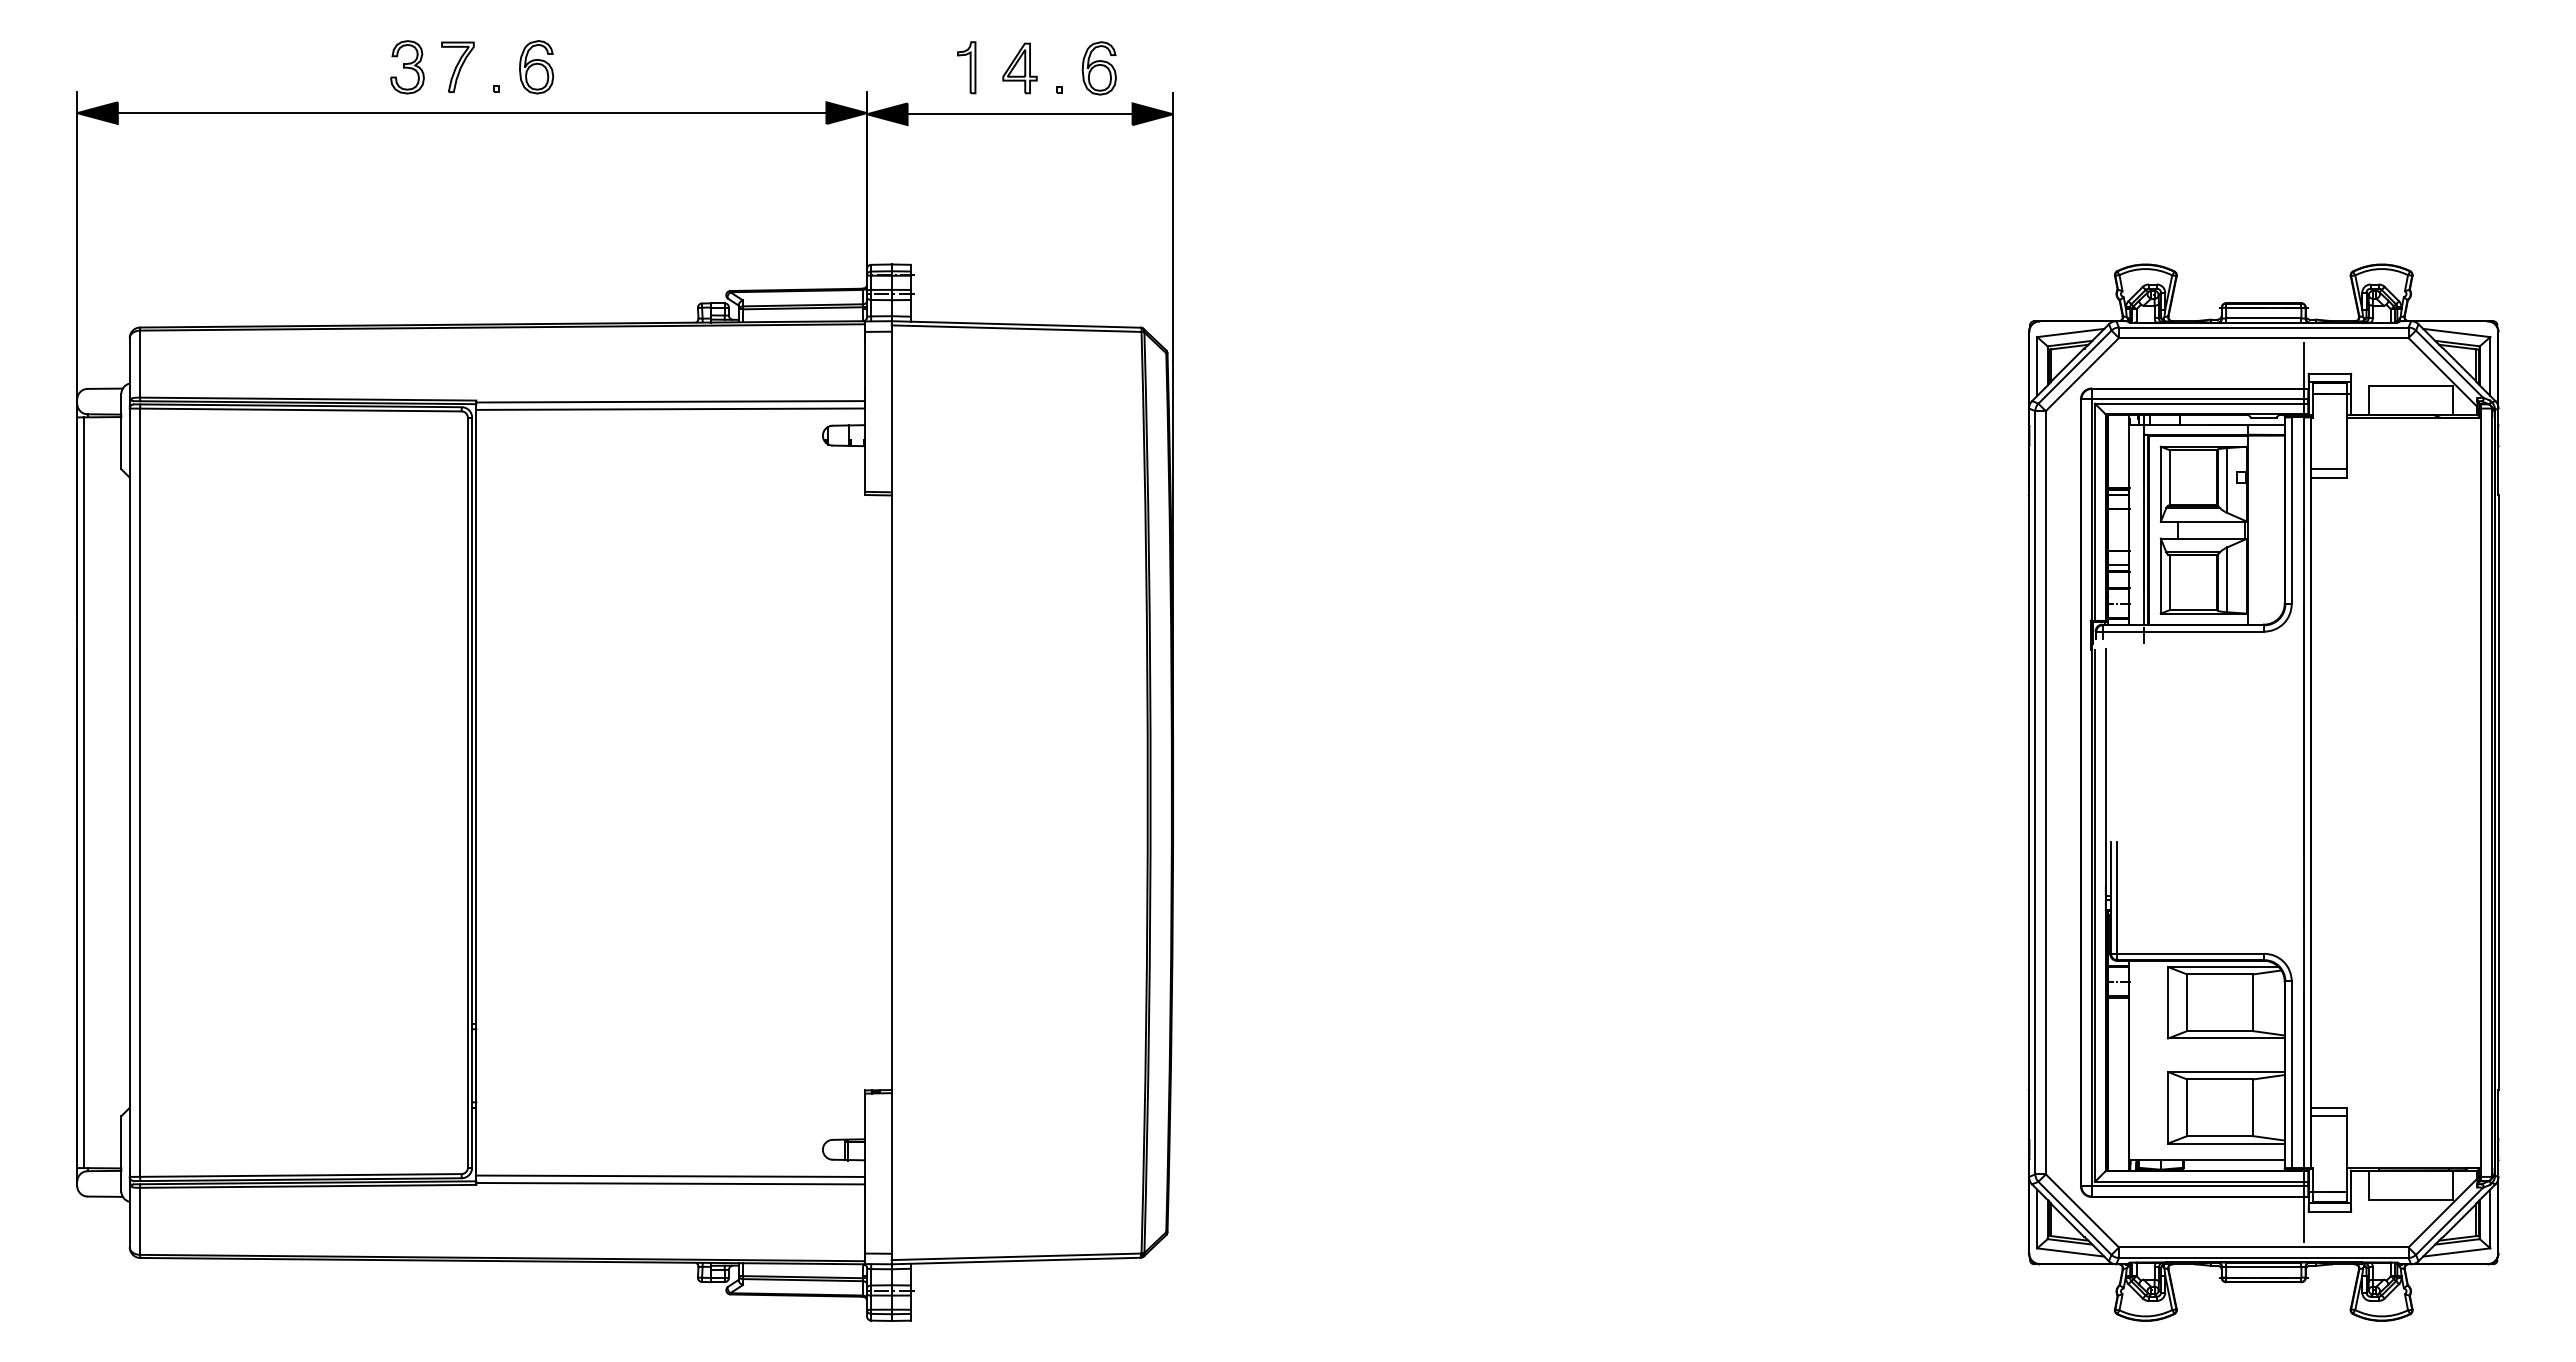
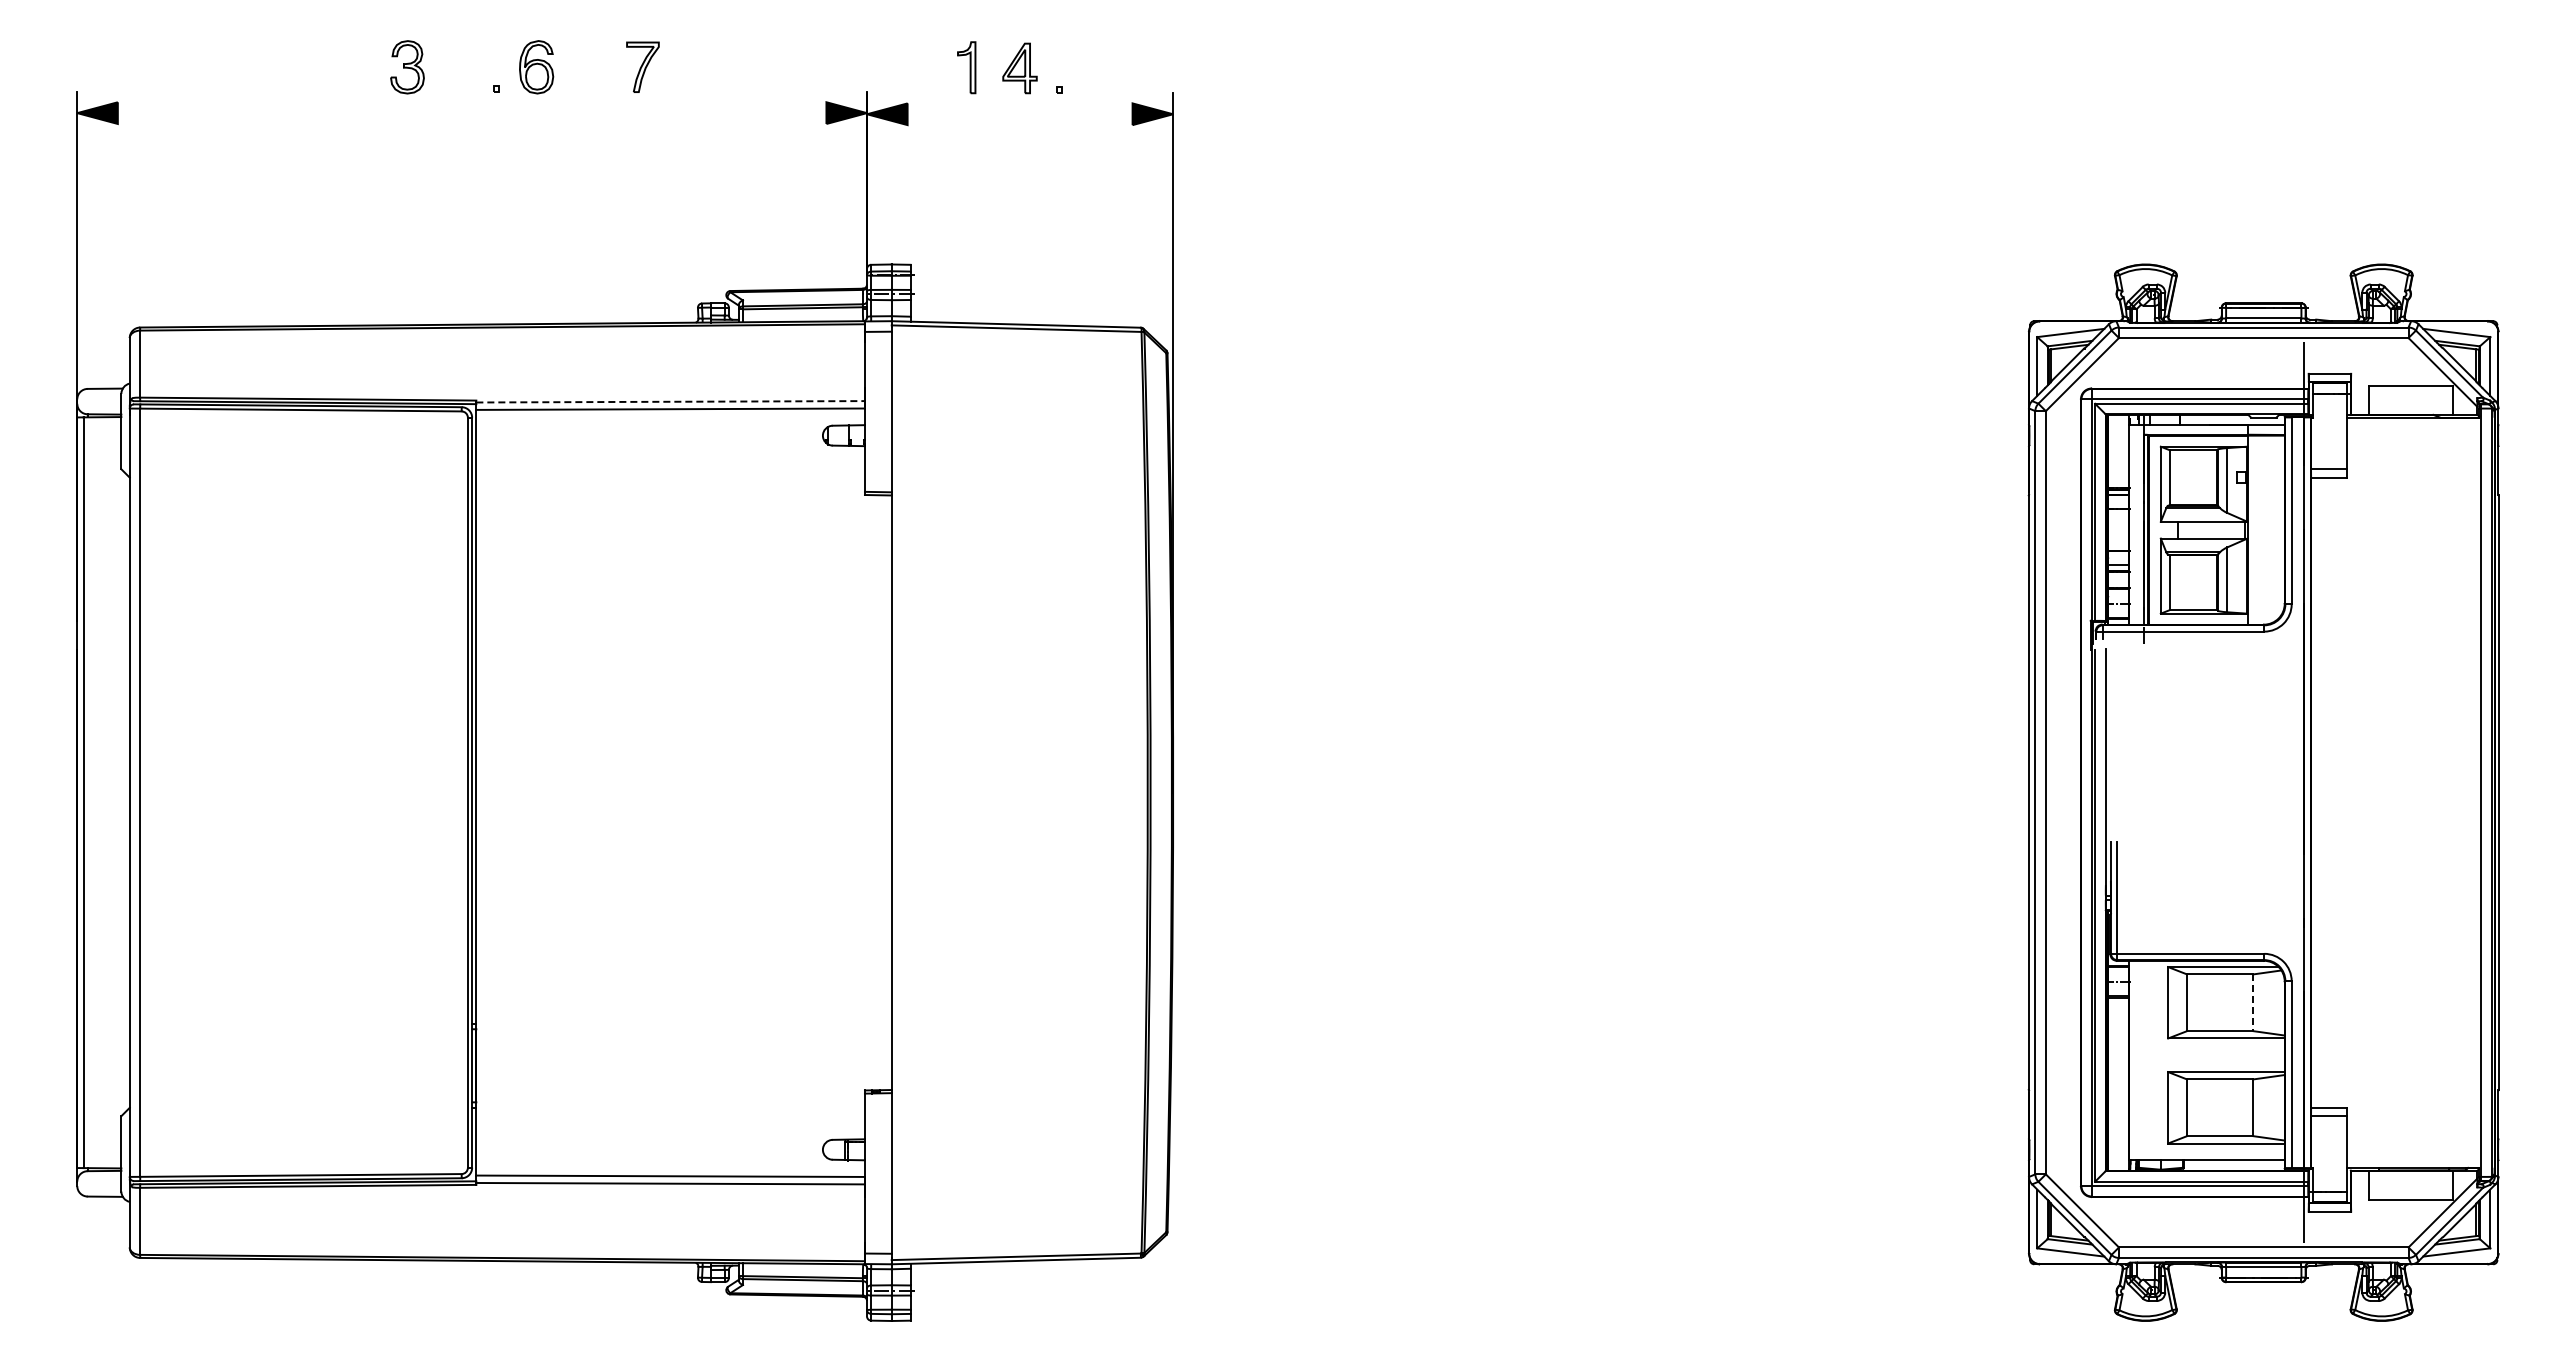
part position: (457, 66) -> (642, 66) (642, 66)
part: present -> none (1098, 68)
line: present -> none (471, 113)
line: present -> none (1019, 114)
line: solid -> dashed (671, 401)
line: solid -> dashed (2253, 1003)
